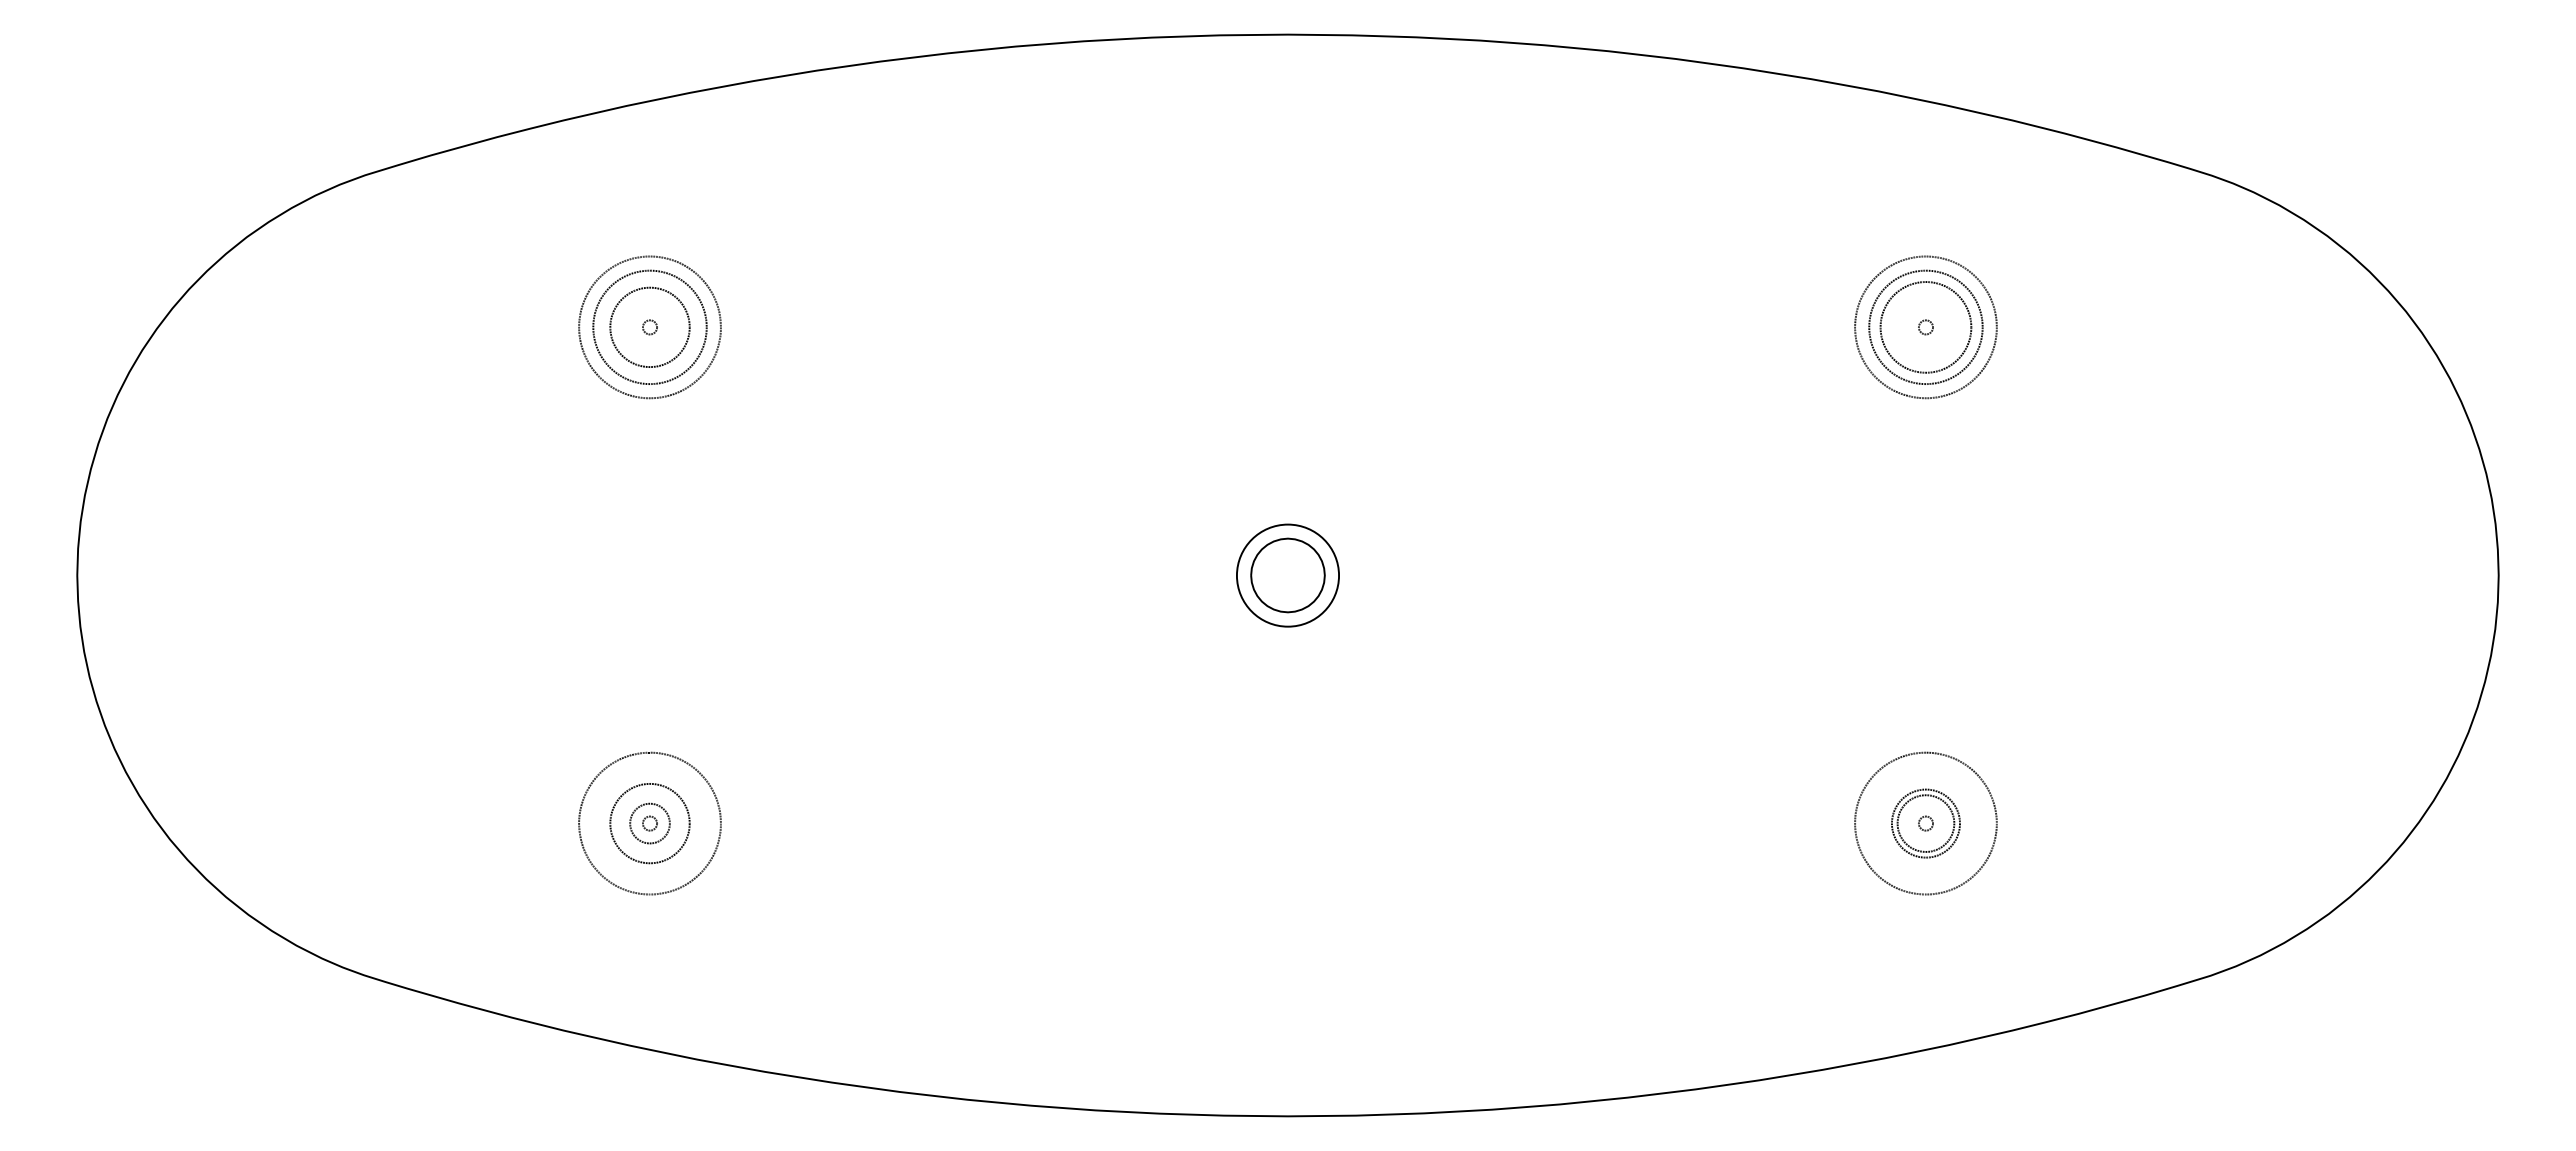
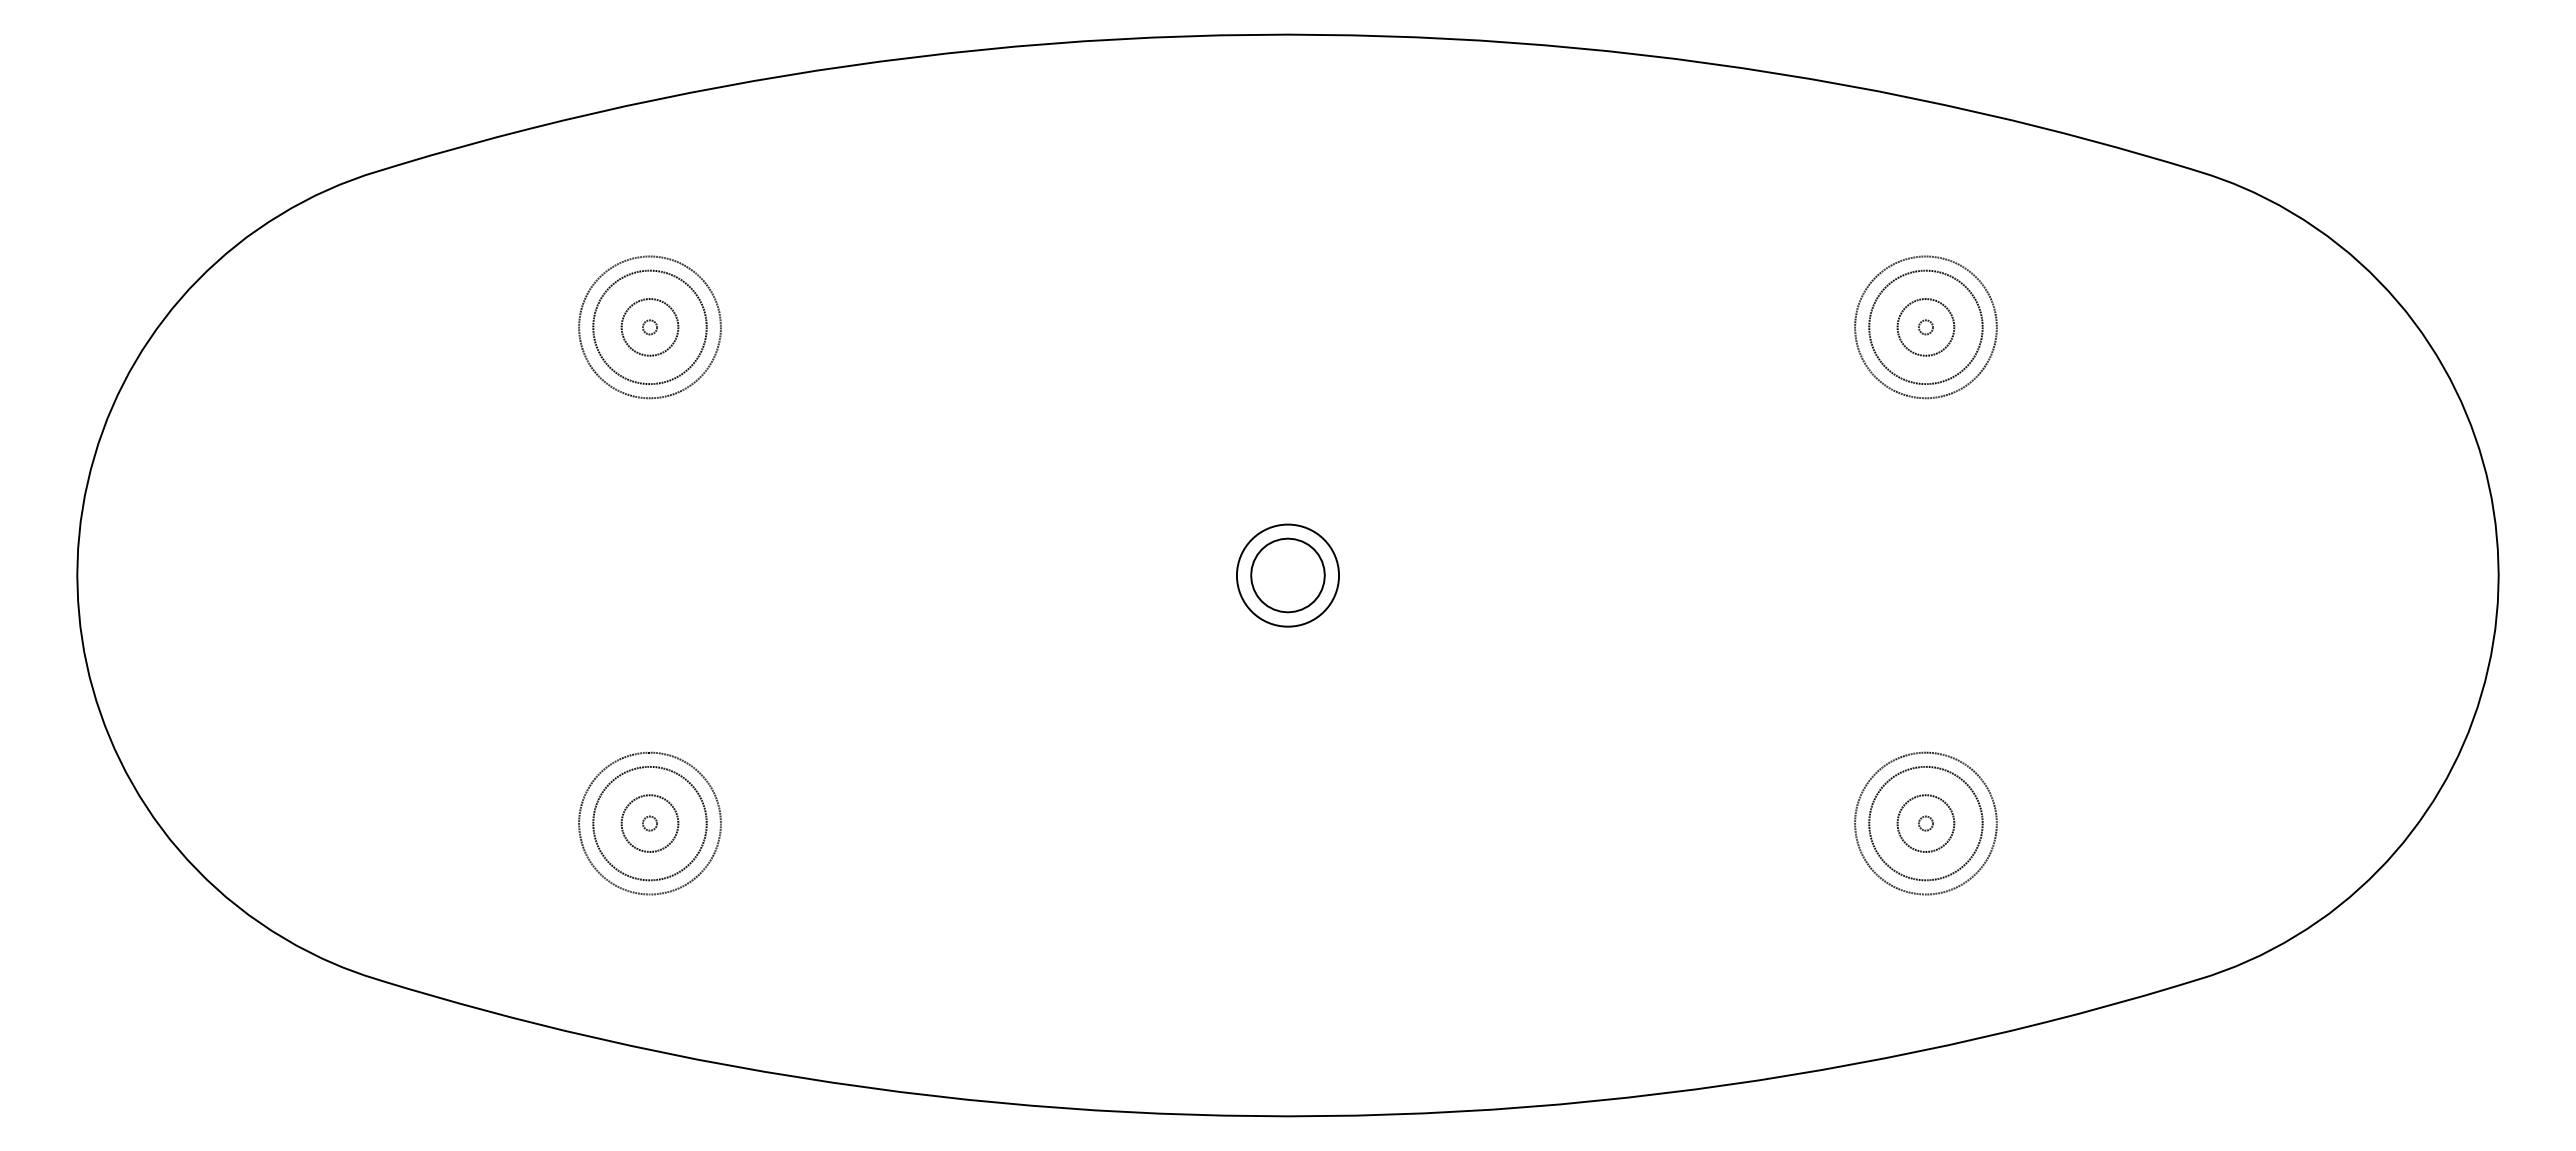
circle diameter: 79 px -> 57 px (649, 327)
circle diameter: 91 px -> 57 px (1925, 327)
circle diameter: 40 px -> 57 px (649, 823)
circle diameter: 79 px -> 113 px (649, 823)
circle diameter: 68 px -> 113 px (1925, 823)
